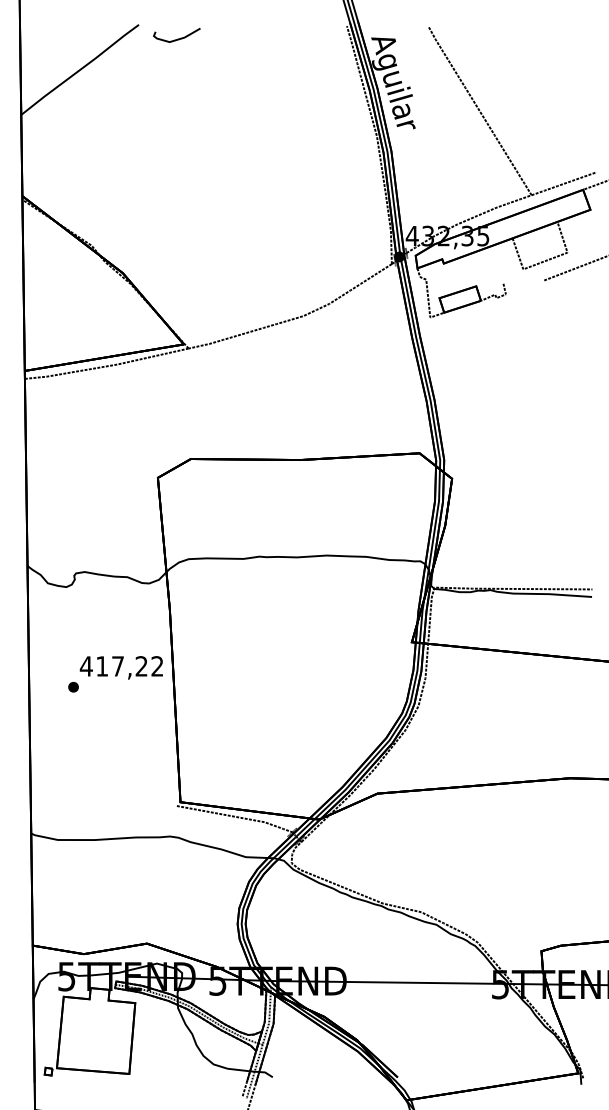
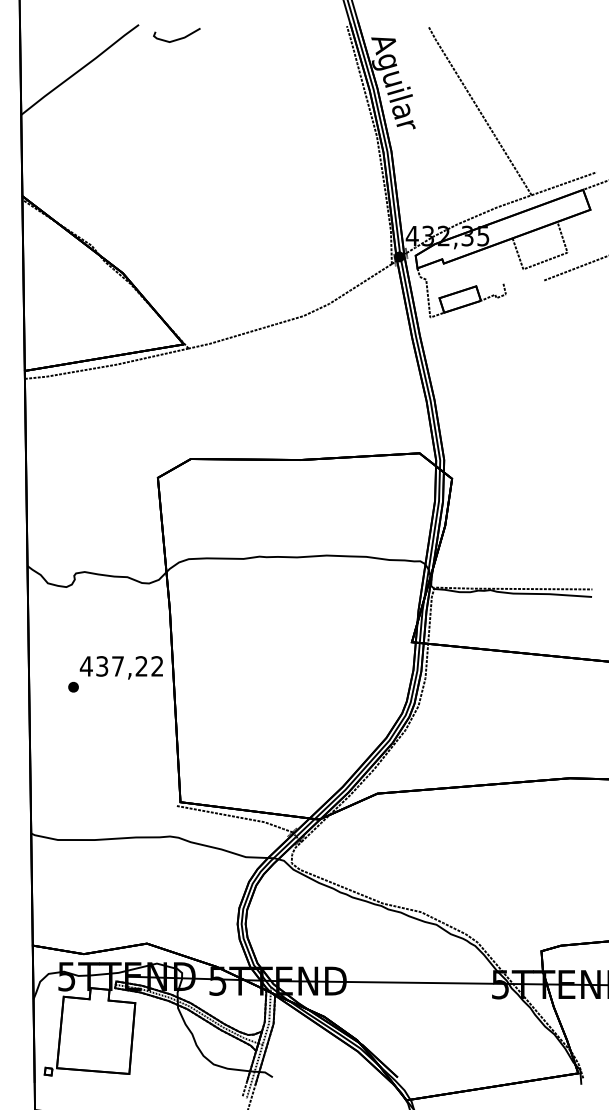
text: 417,22 -> 437,22 (102, 666)
